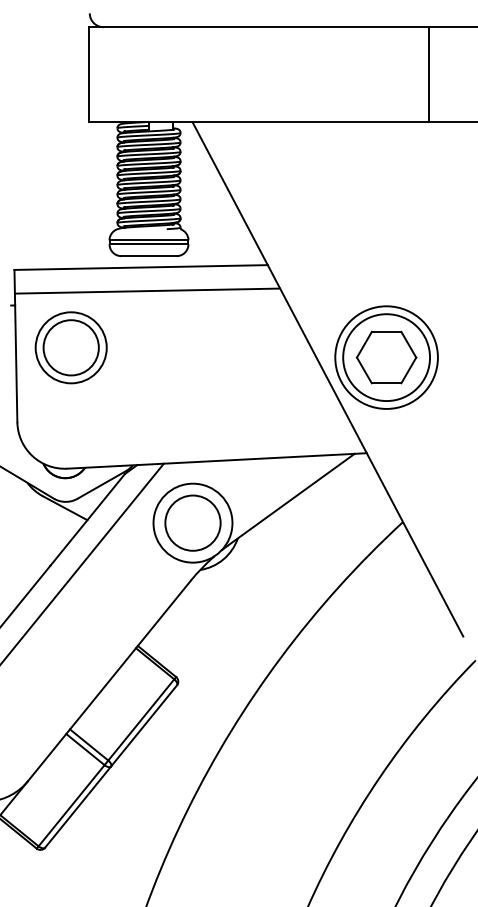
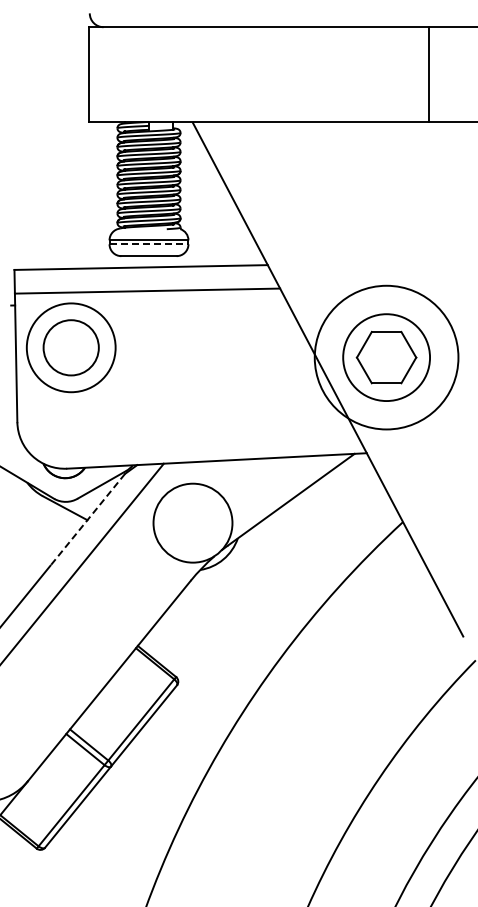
line: solid -> dashed (149, 244)
circle diameter: 71 px -> 89 px (70, 347)
circle diameter: 103 px -> 144 px (386, 357)
line: solid -> dashed (87, 520)
circle: present -> none (192, 522)
